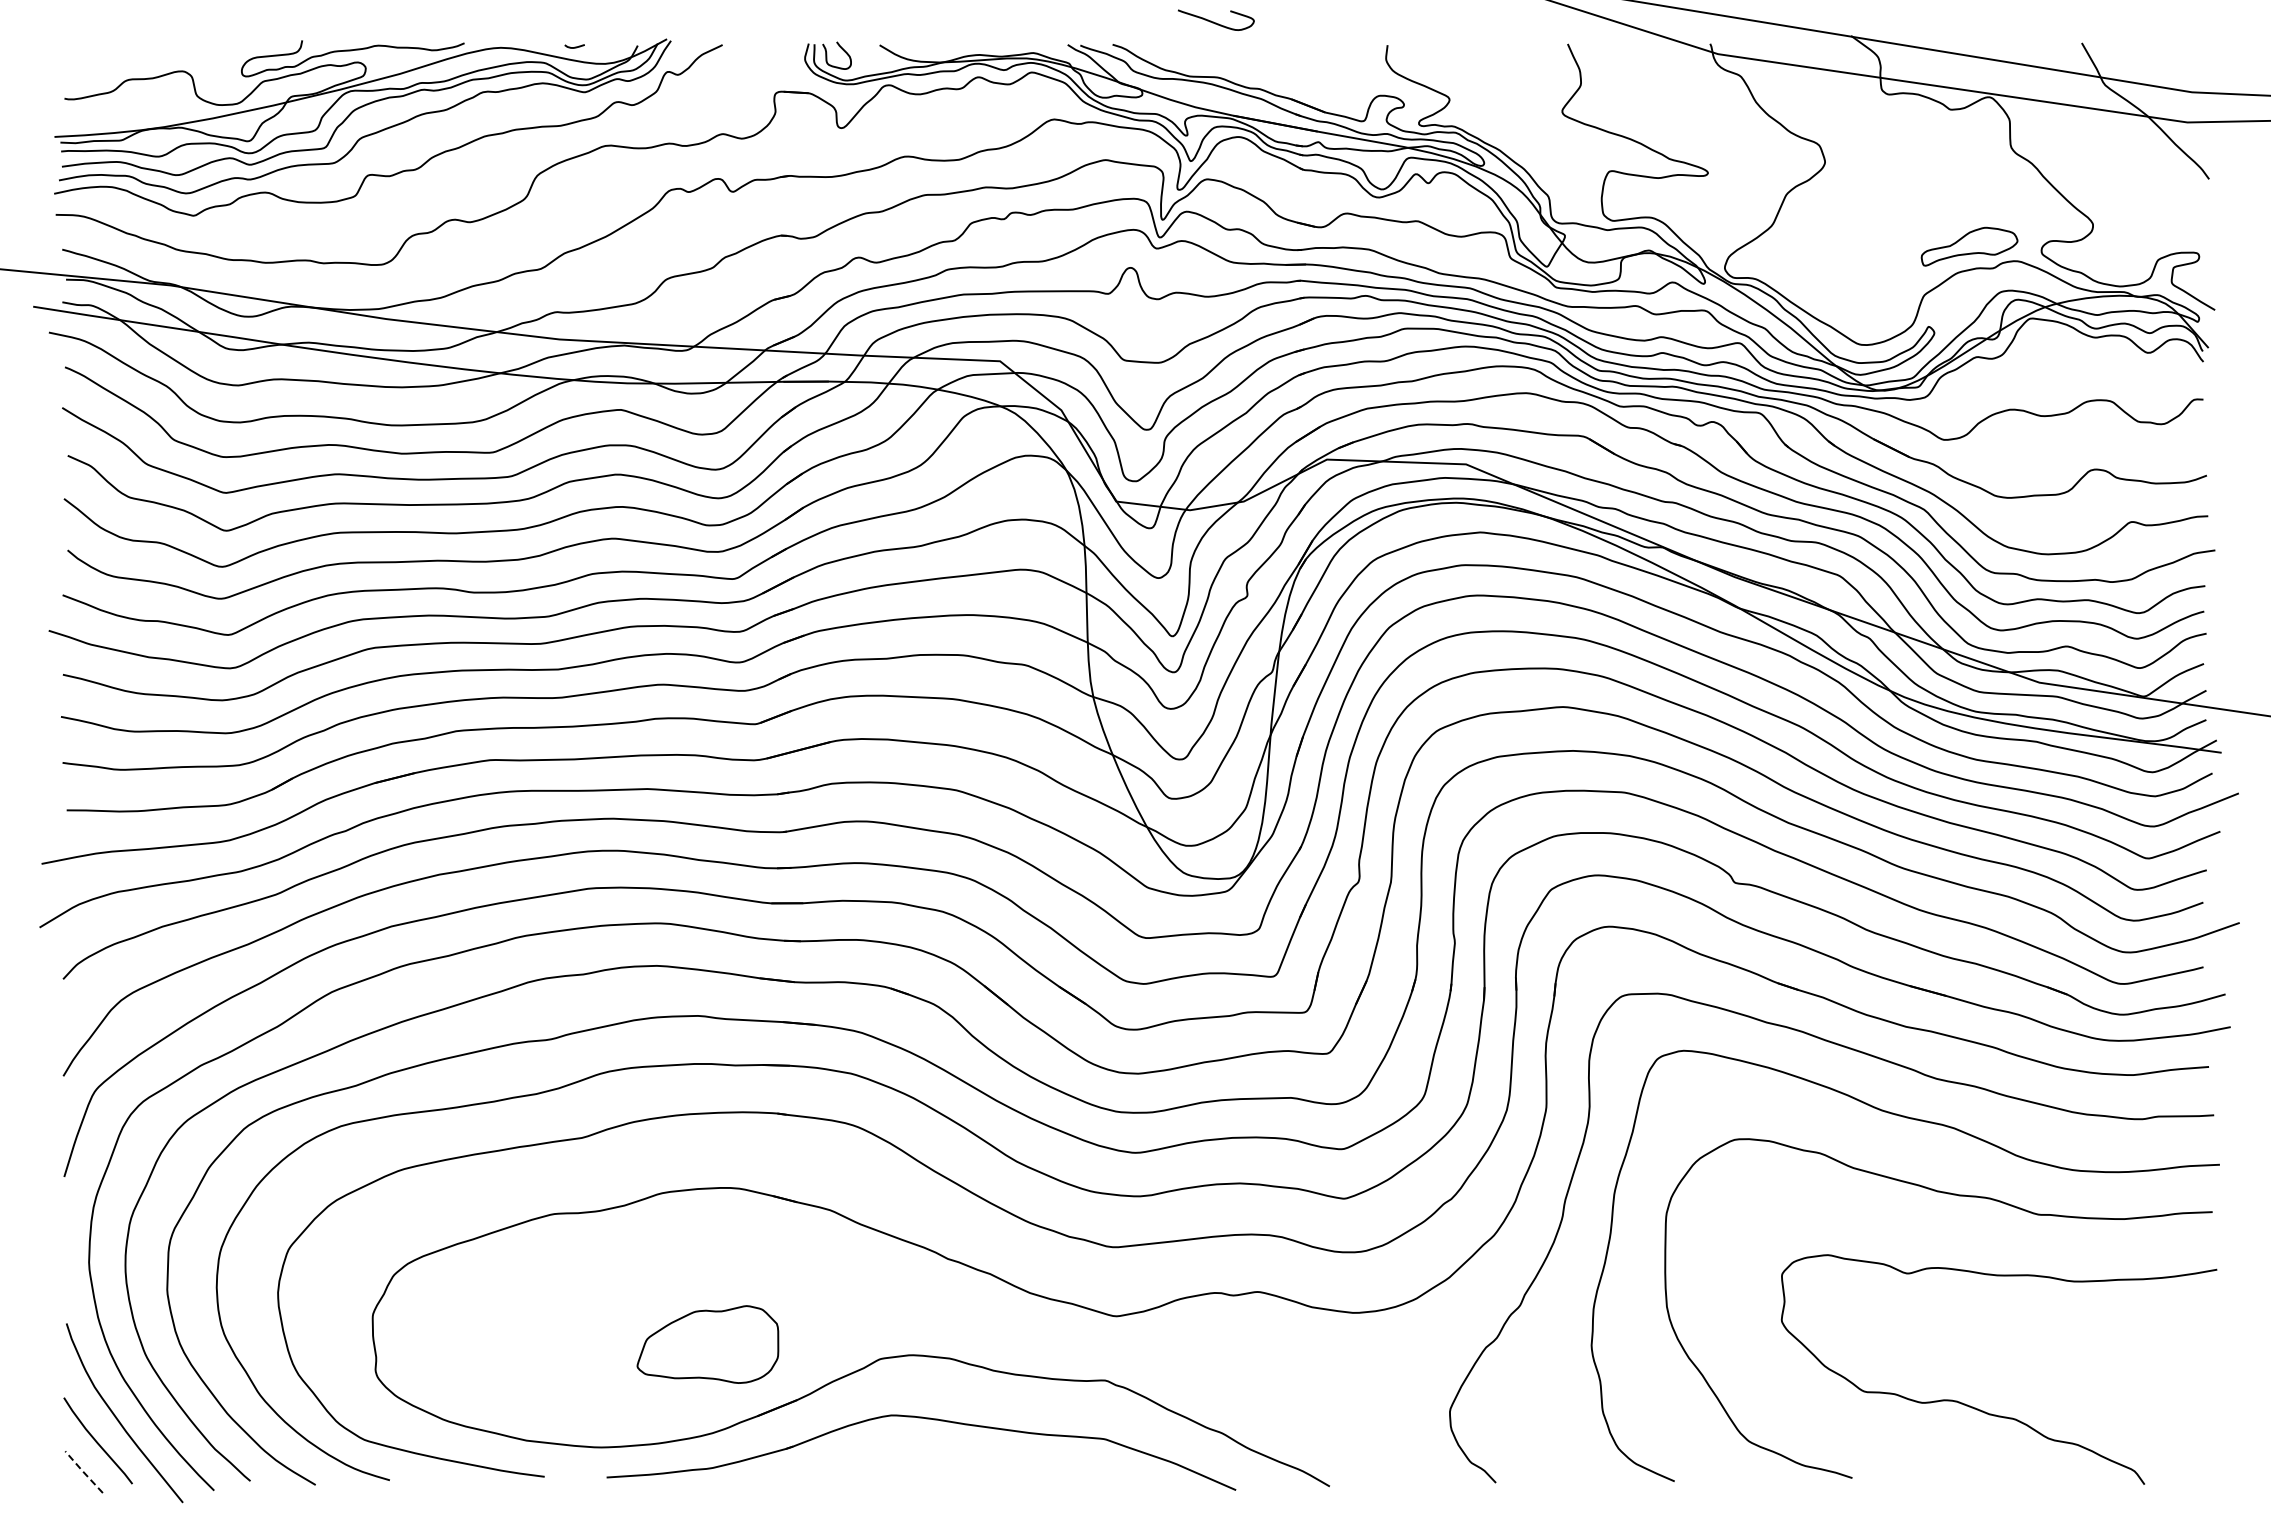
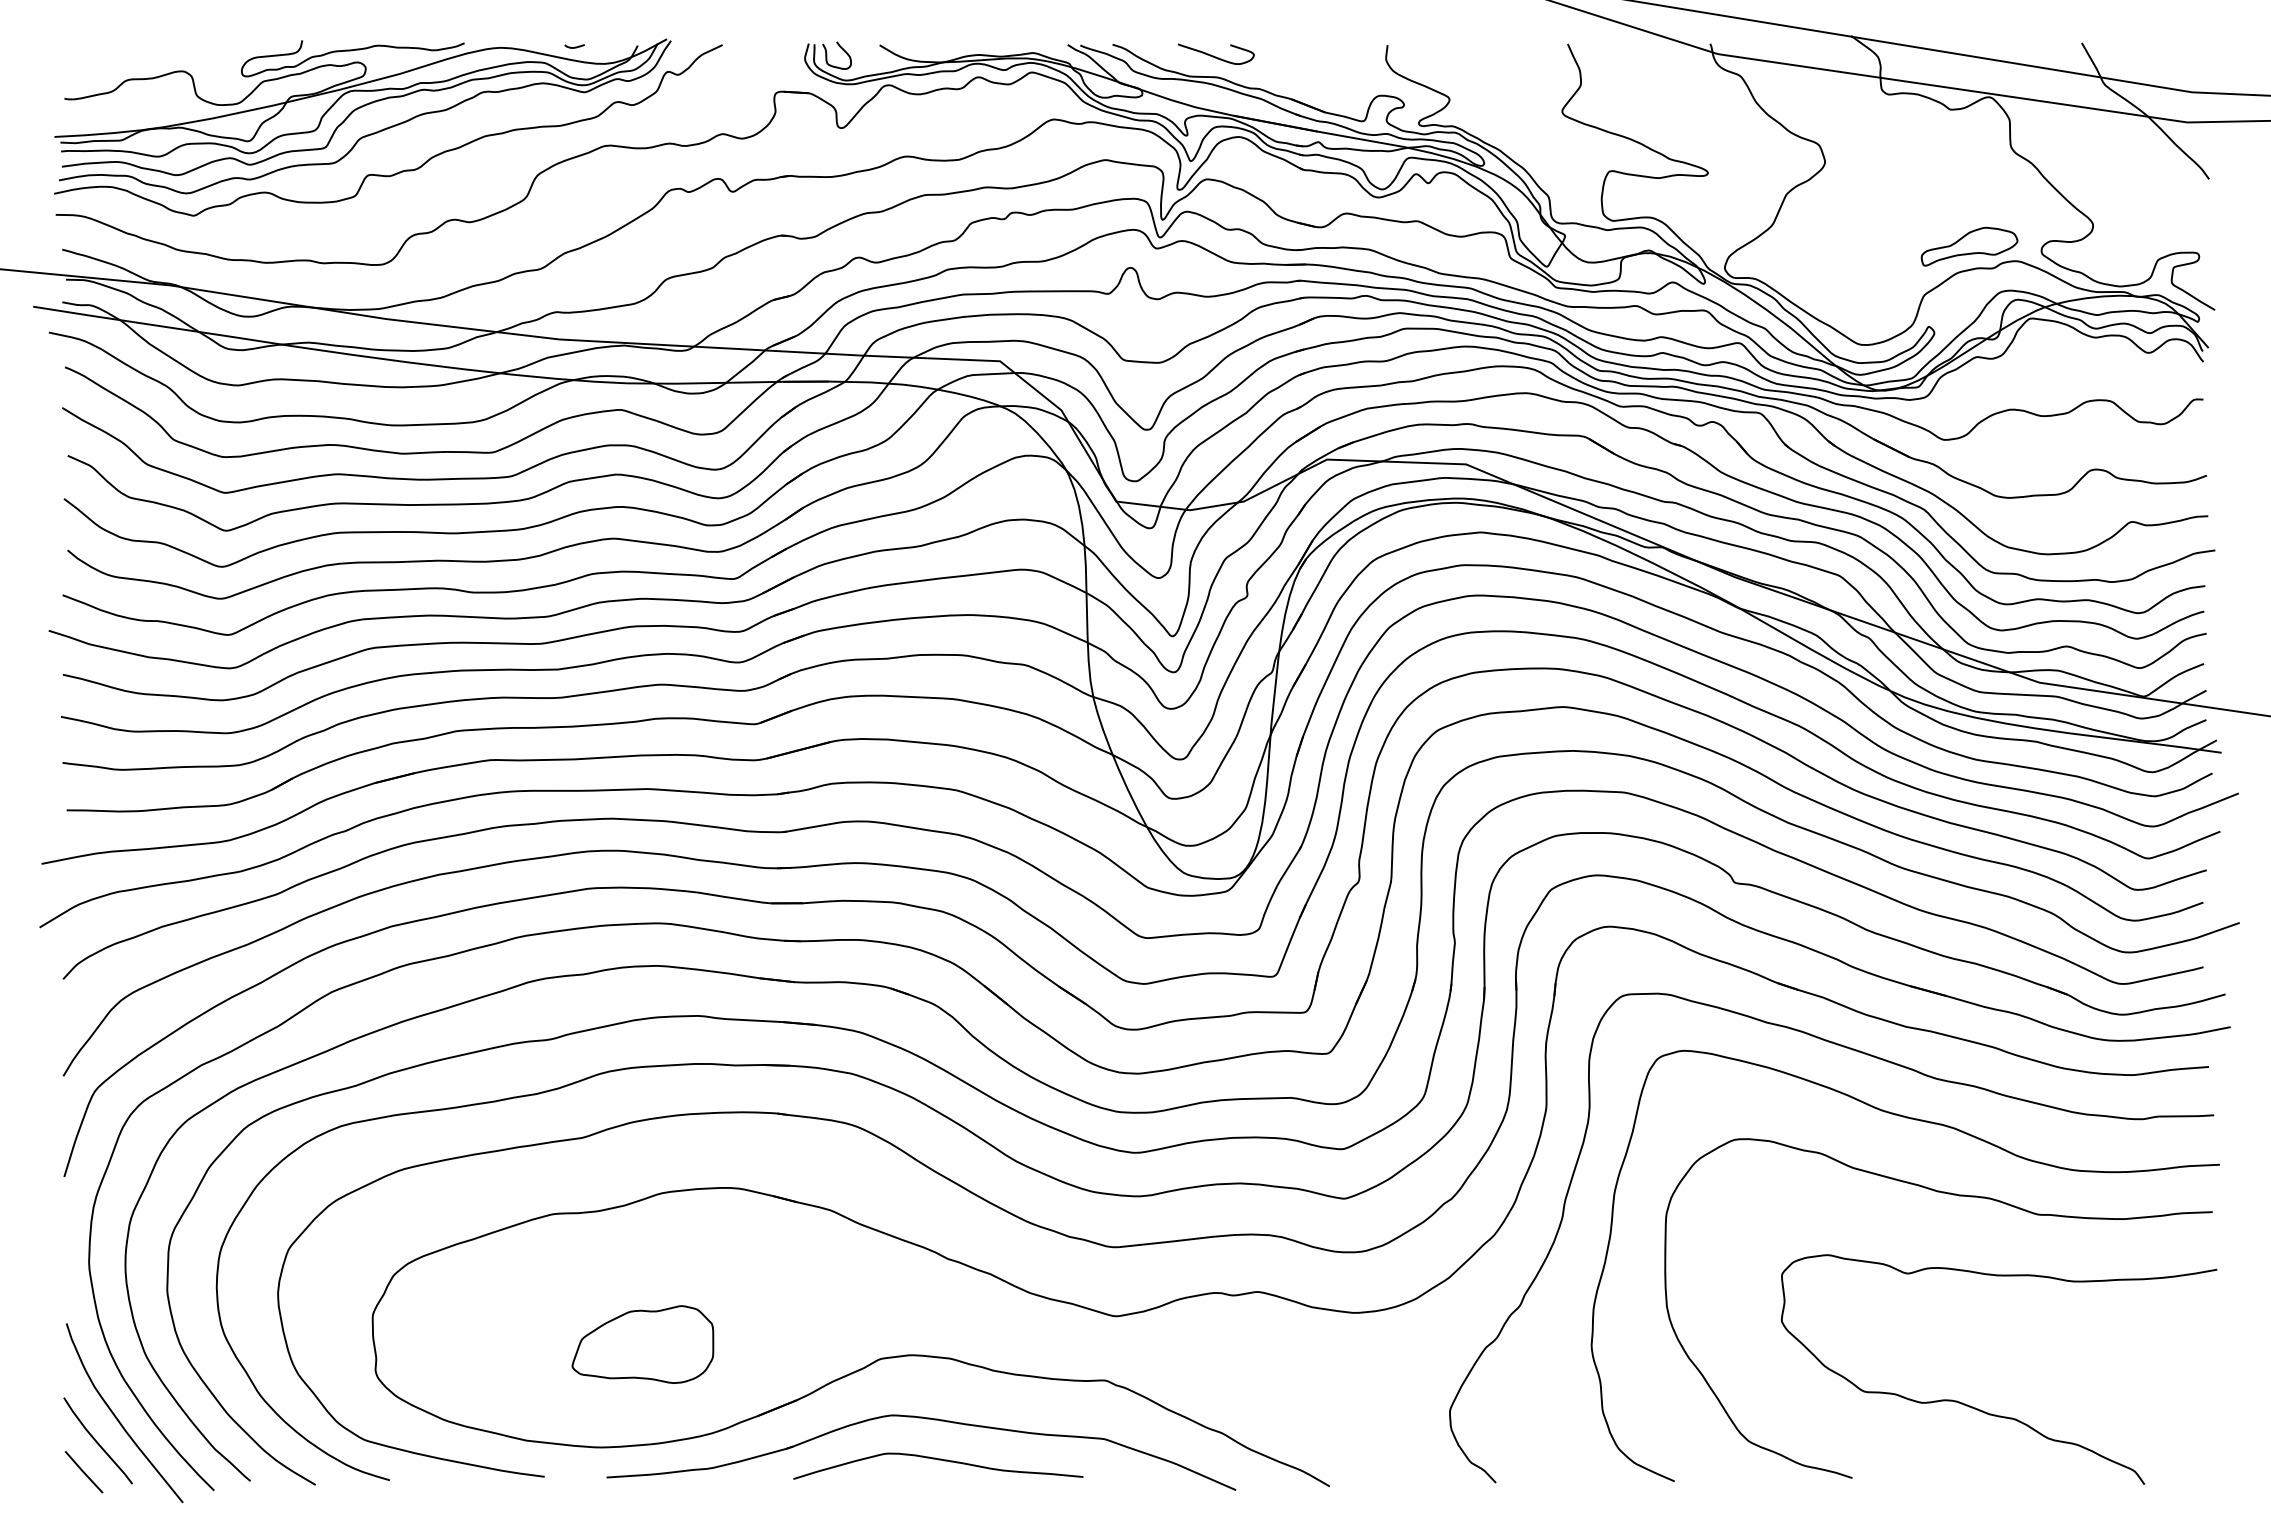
curve position: (1216, 22) -> (1216, 56) (1216, 56)
part position: (707, 1344) -> (642, 1344) (642, 1344)
curve: none -> present (938, 1460)
line: dashed -> solid (83, 1472)
